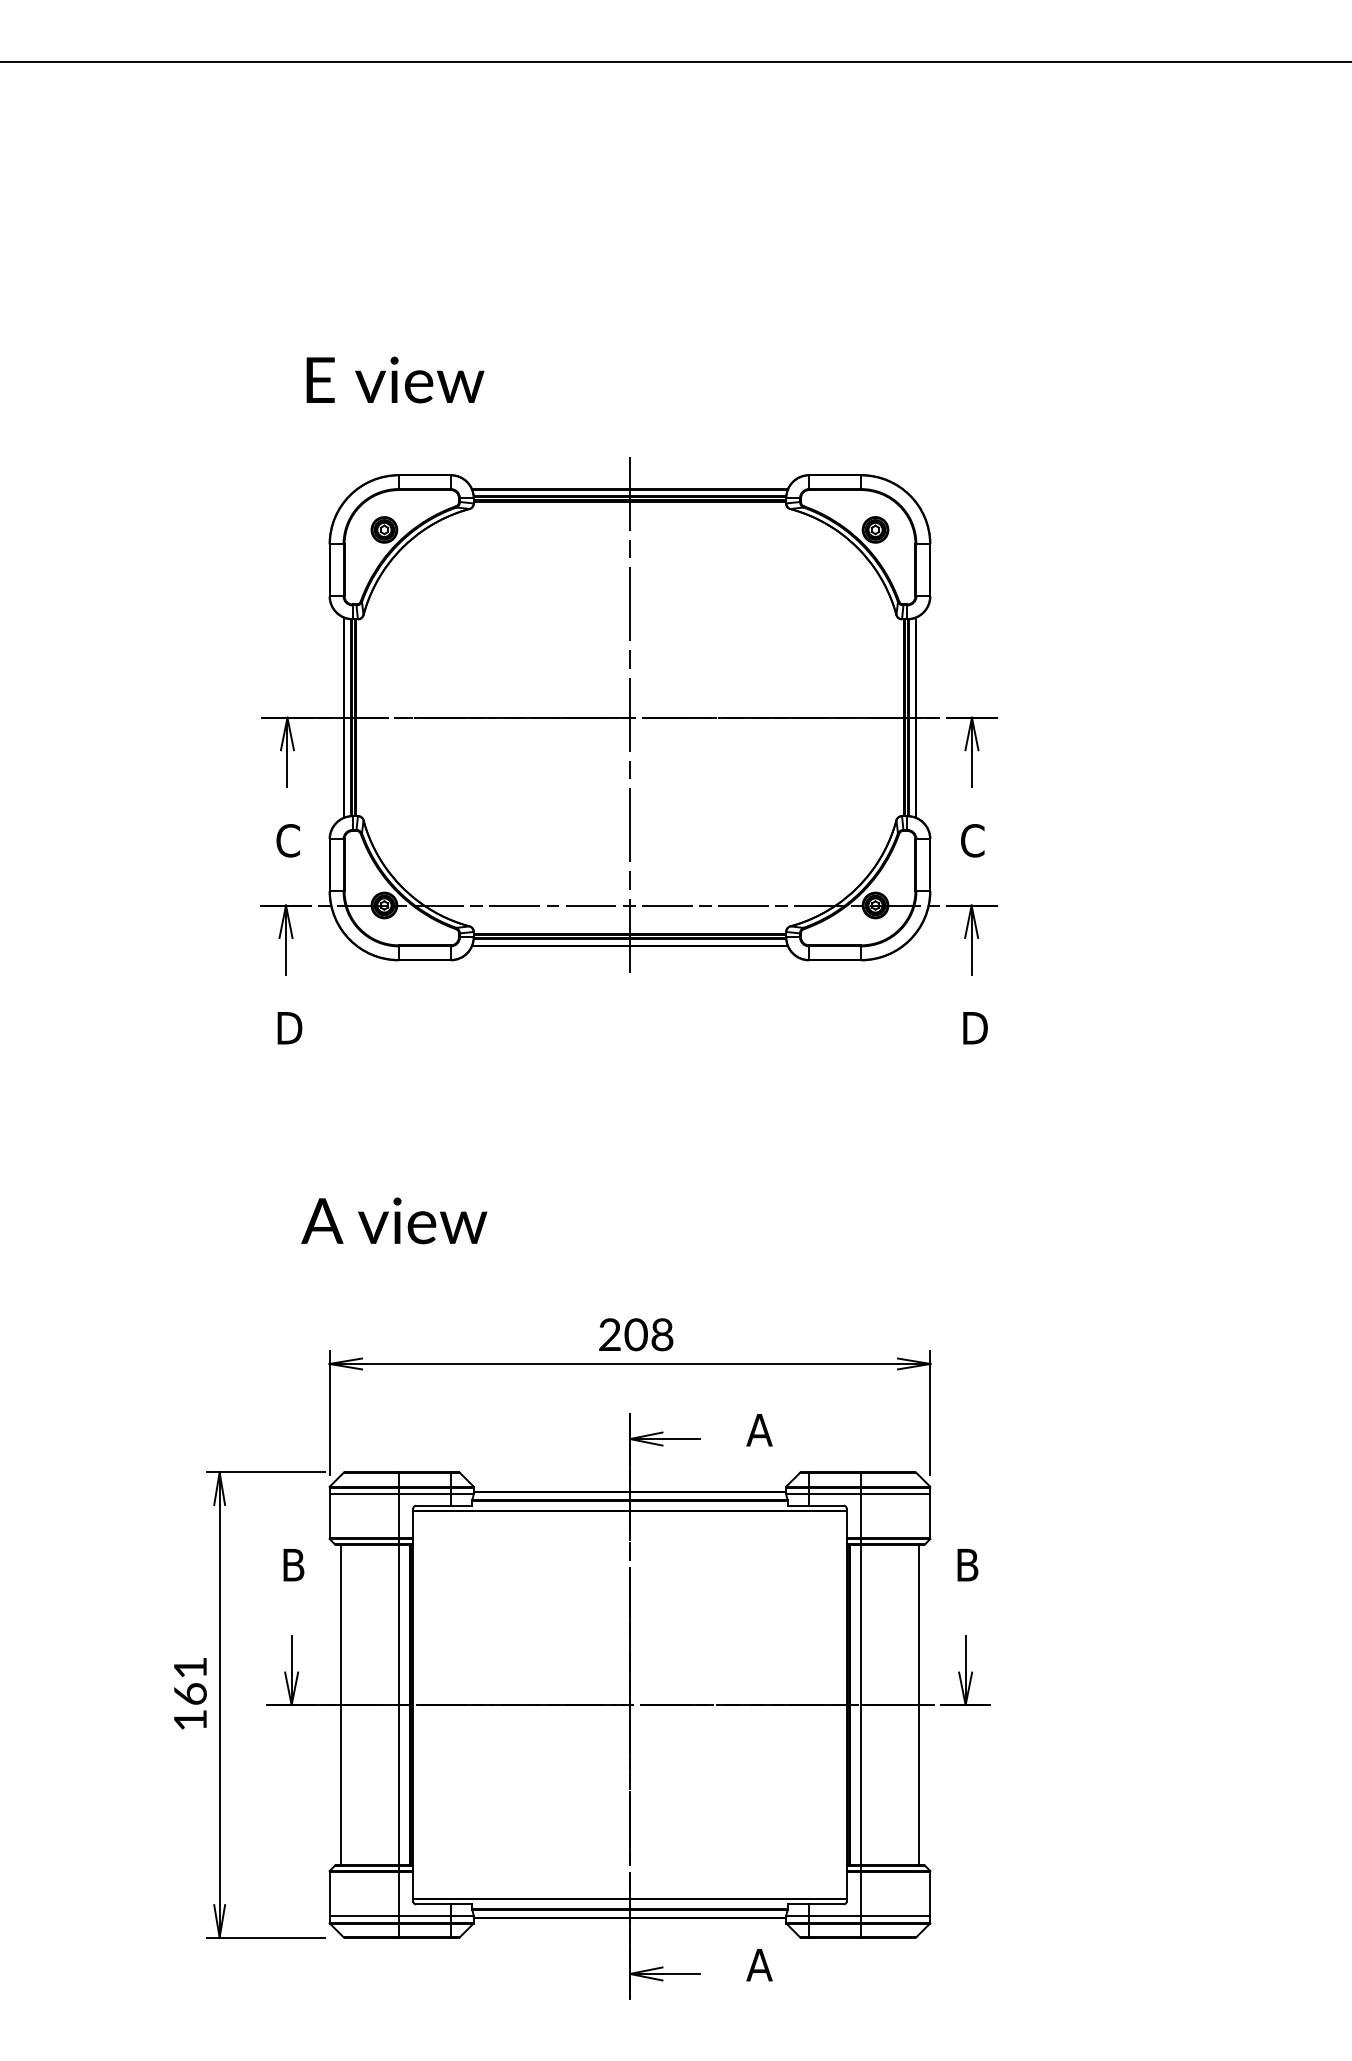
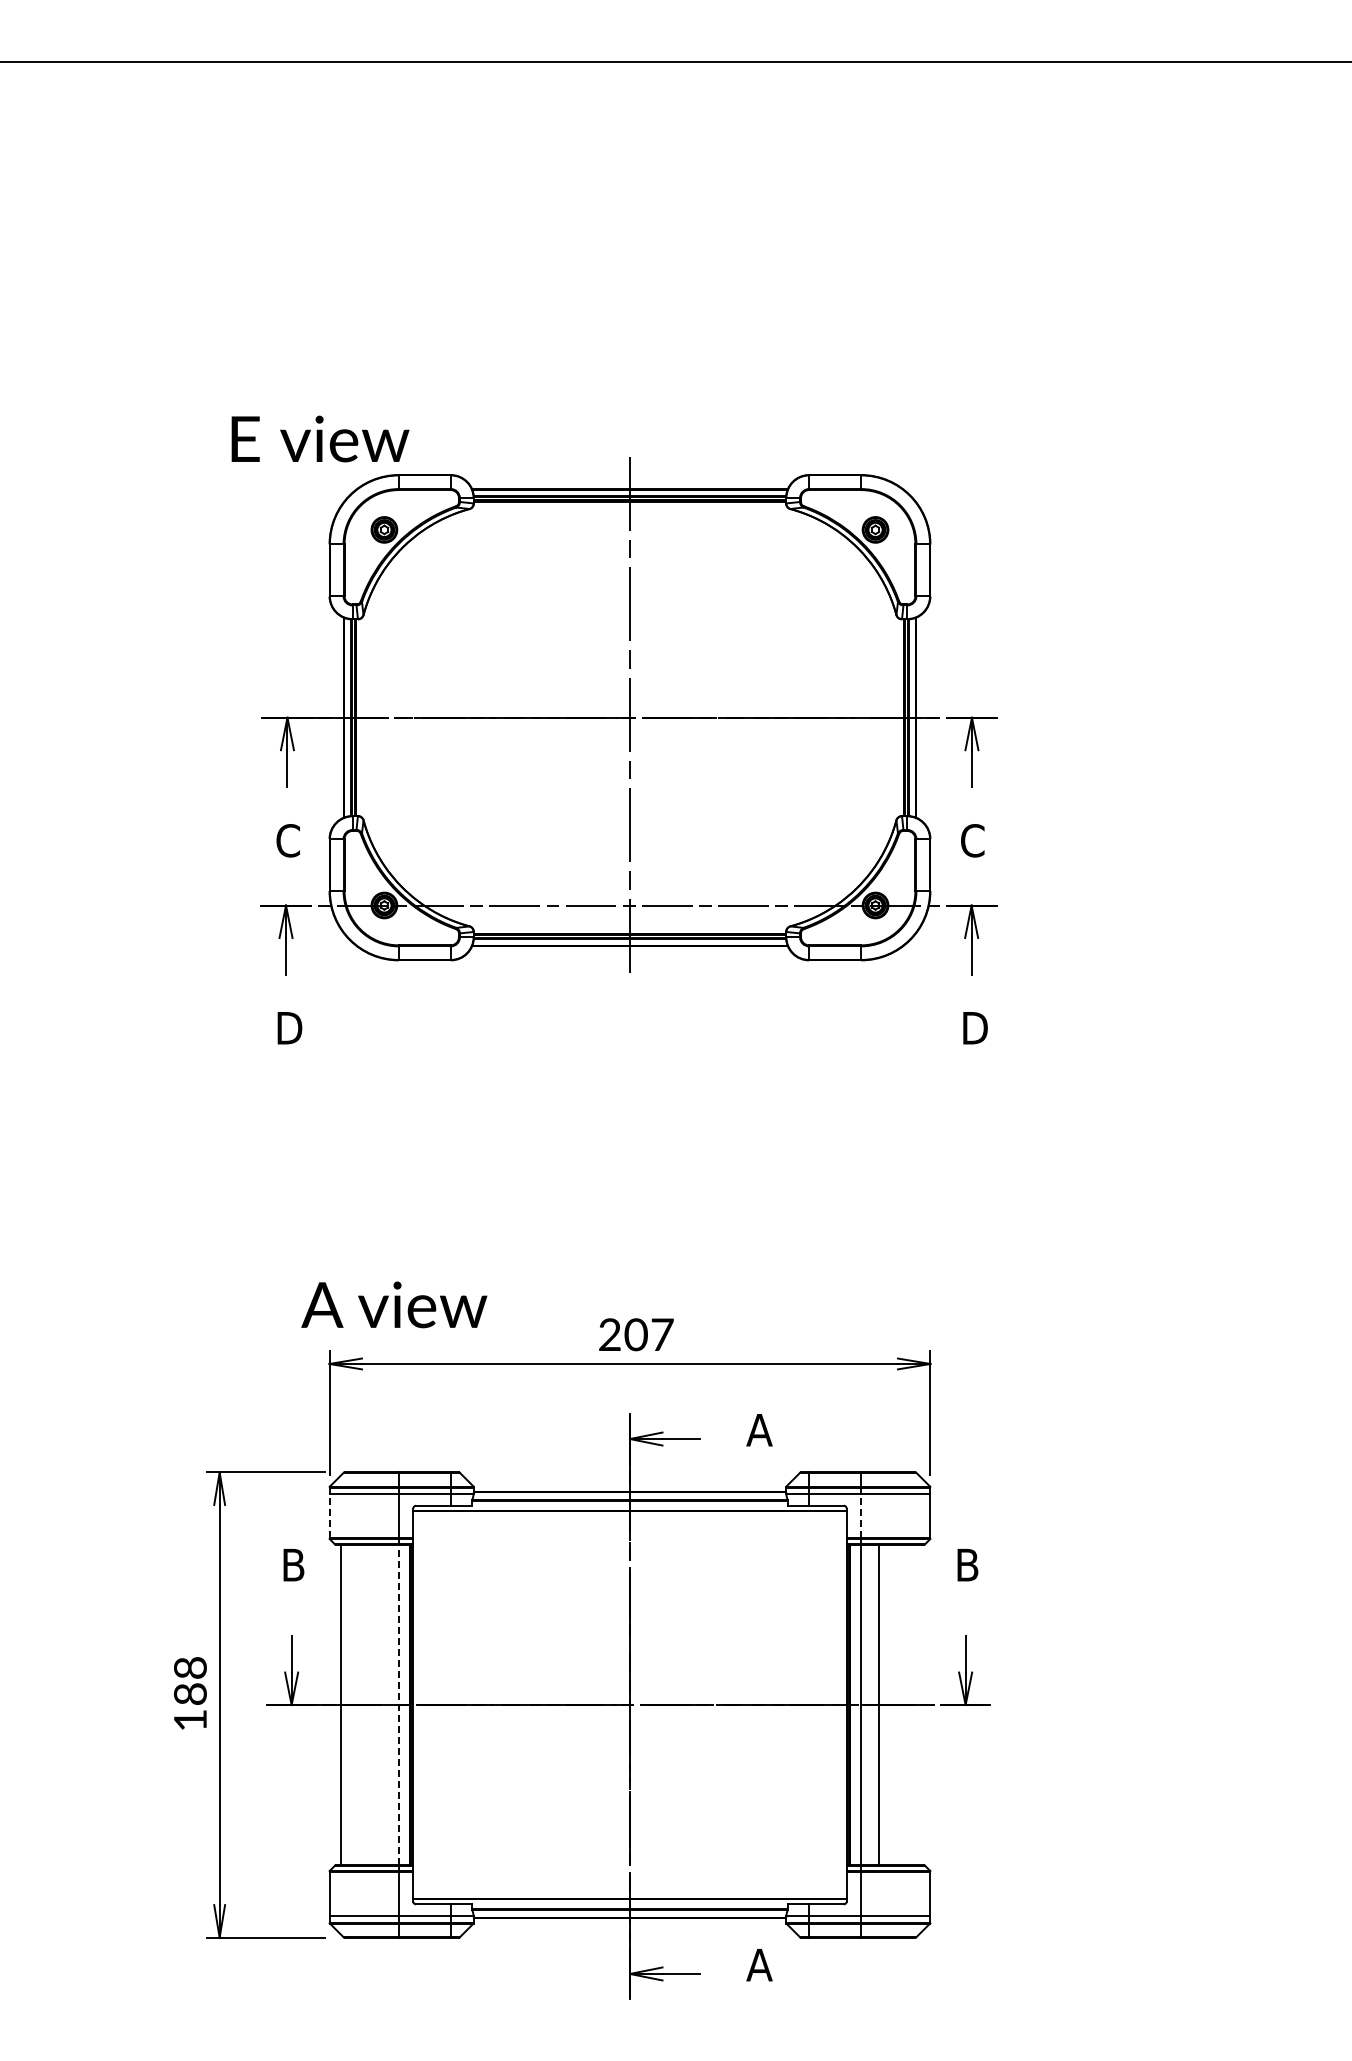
text position: (395, 379) -> (320, 438) (320, 438)
text position: (394, 1220) -> (394, 1304) (394, 1304)
text: 208 -> 207 (662, 1334)
line: solid -> dashed (329, 1515)
line: solid -> dashed (861, 1515)
text: 161 -> 188 (190, 1680)
line: solid -> dashed (398, 1704)
line position: (918, 1704) -> (878, 1704) (878, 1704)
